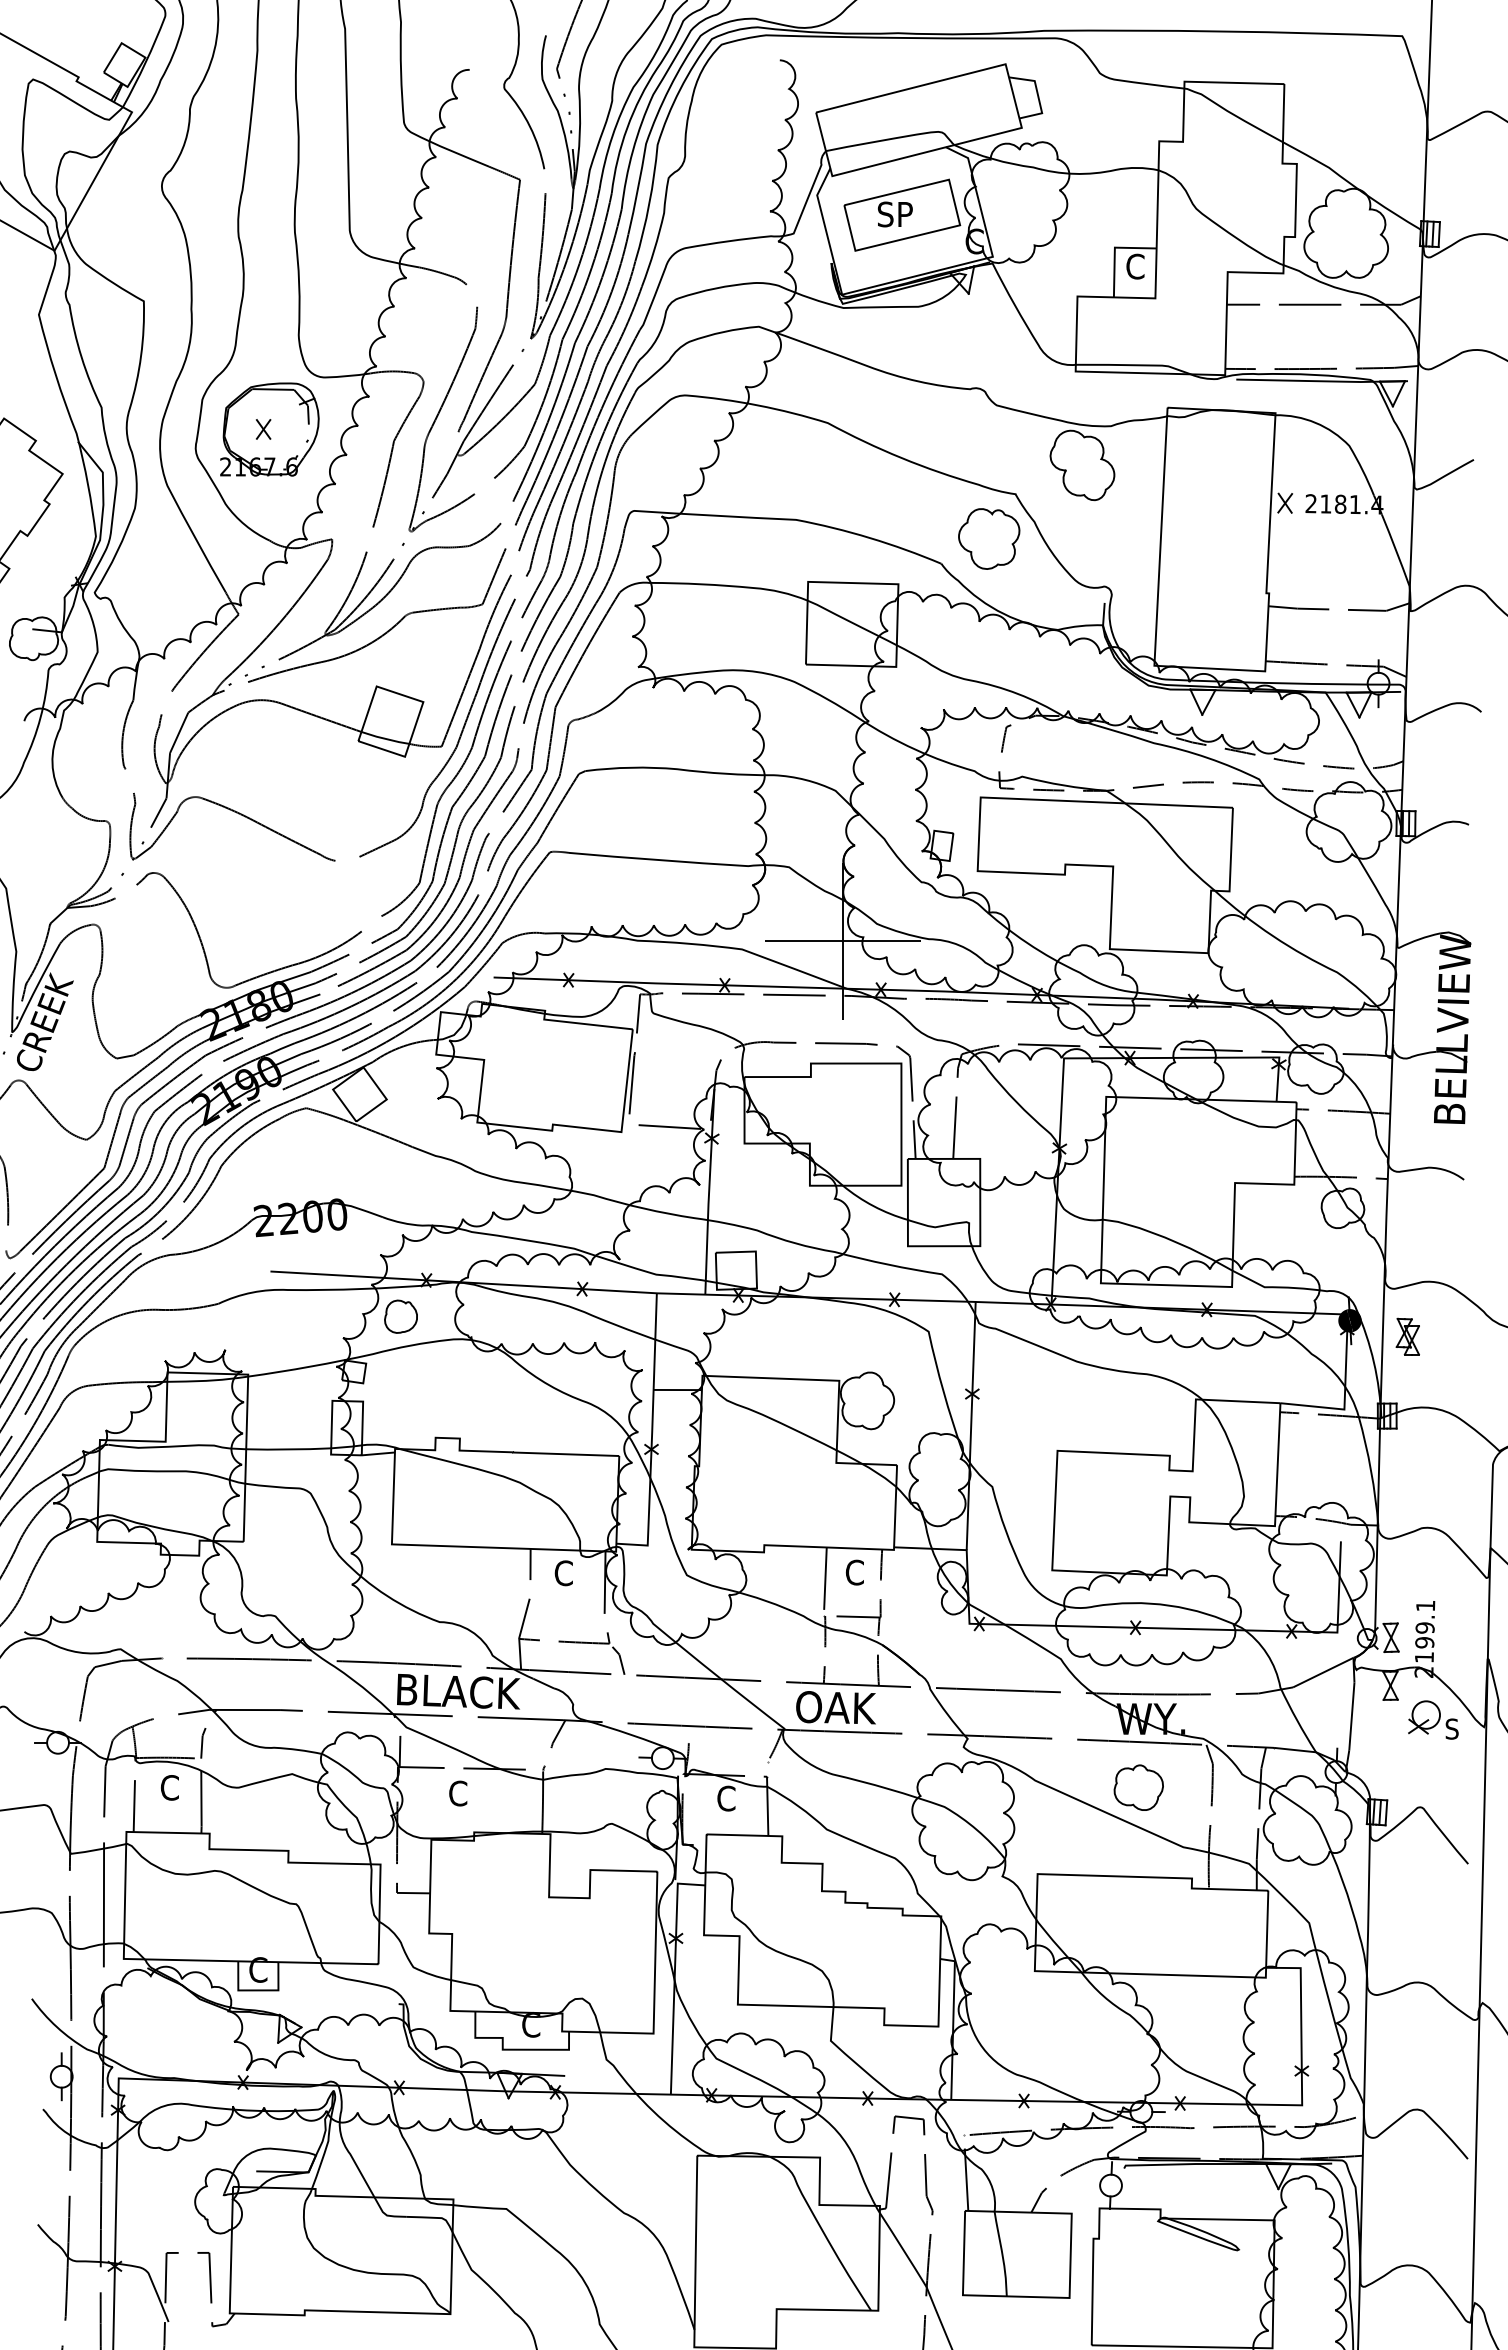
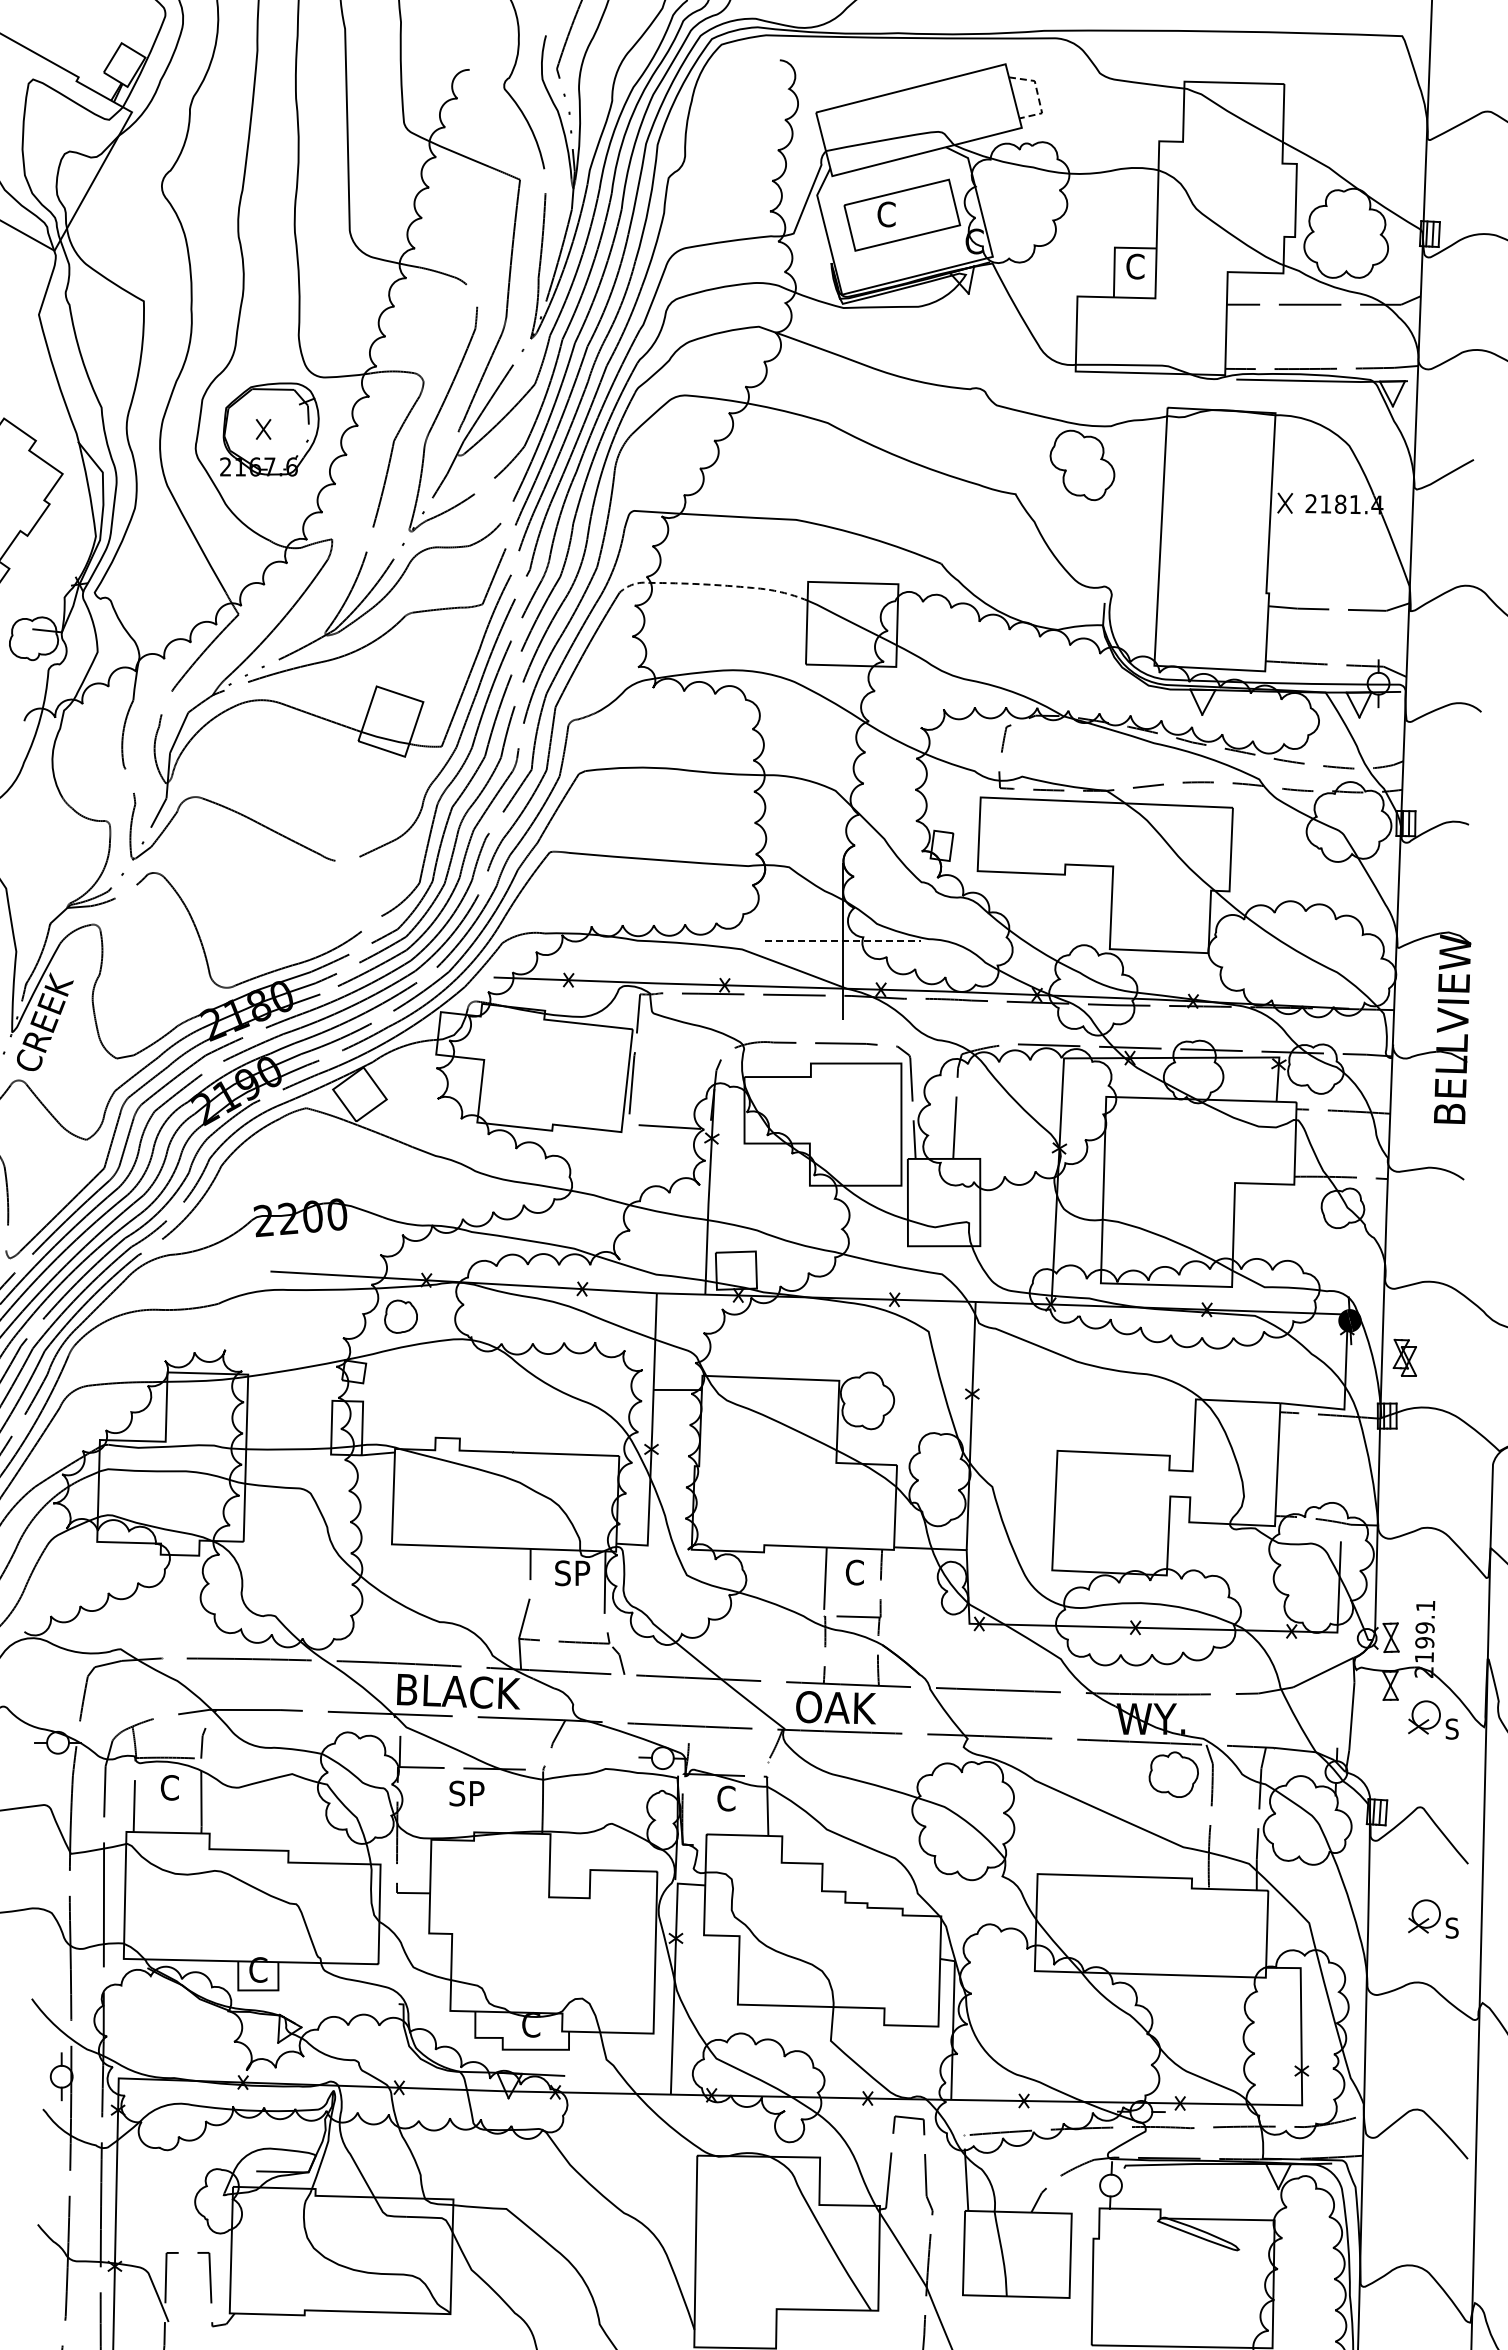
line: solid -> dashed (1038, 96)
text: SP -> C (894, 214)
part: present -> none (989, 538)
line: solid -> dashed (710, 584)
line: solid -> dashed (843, 941)
part position: (1407, 1336) -> (1404, 1357) (1404, 1357)
text: C -> SP (572, 1573)
part position: (1138, 1787) -> (1173, 1774) (1173, 1774)
text: C -> SP (466, 1793)
part: none -> present (1433, 1918)
